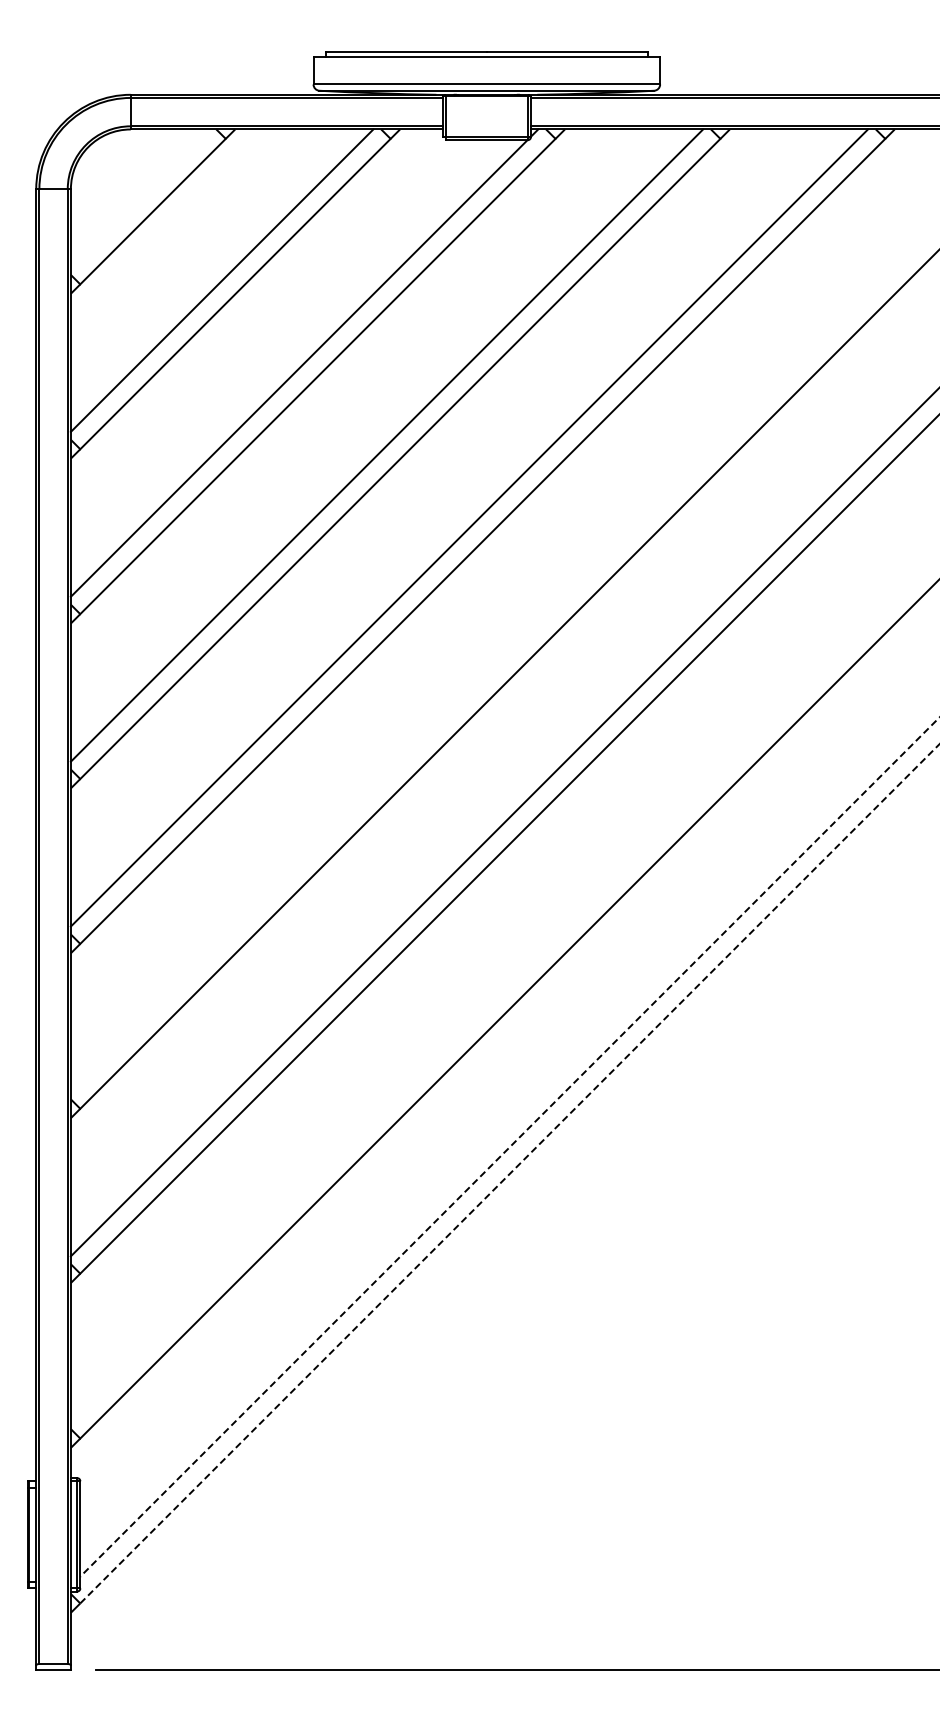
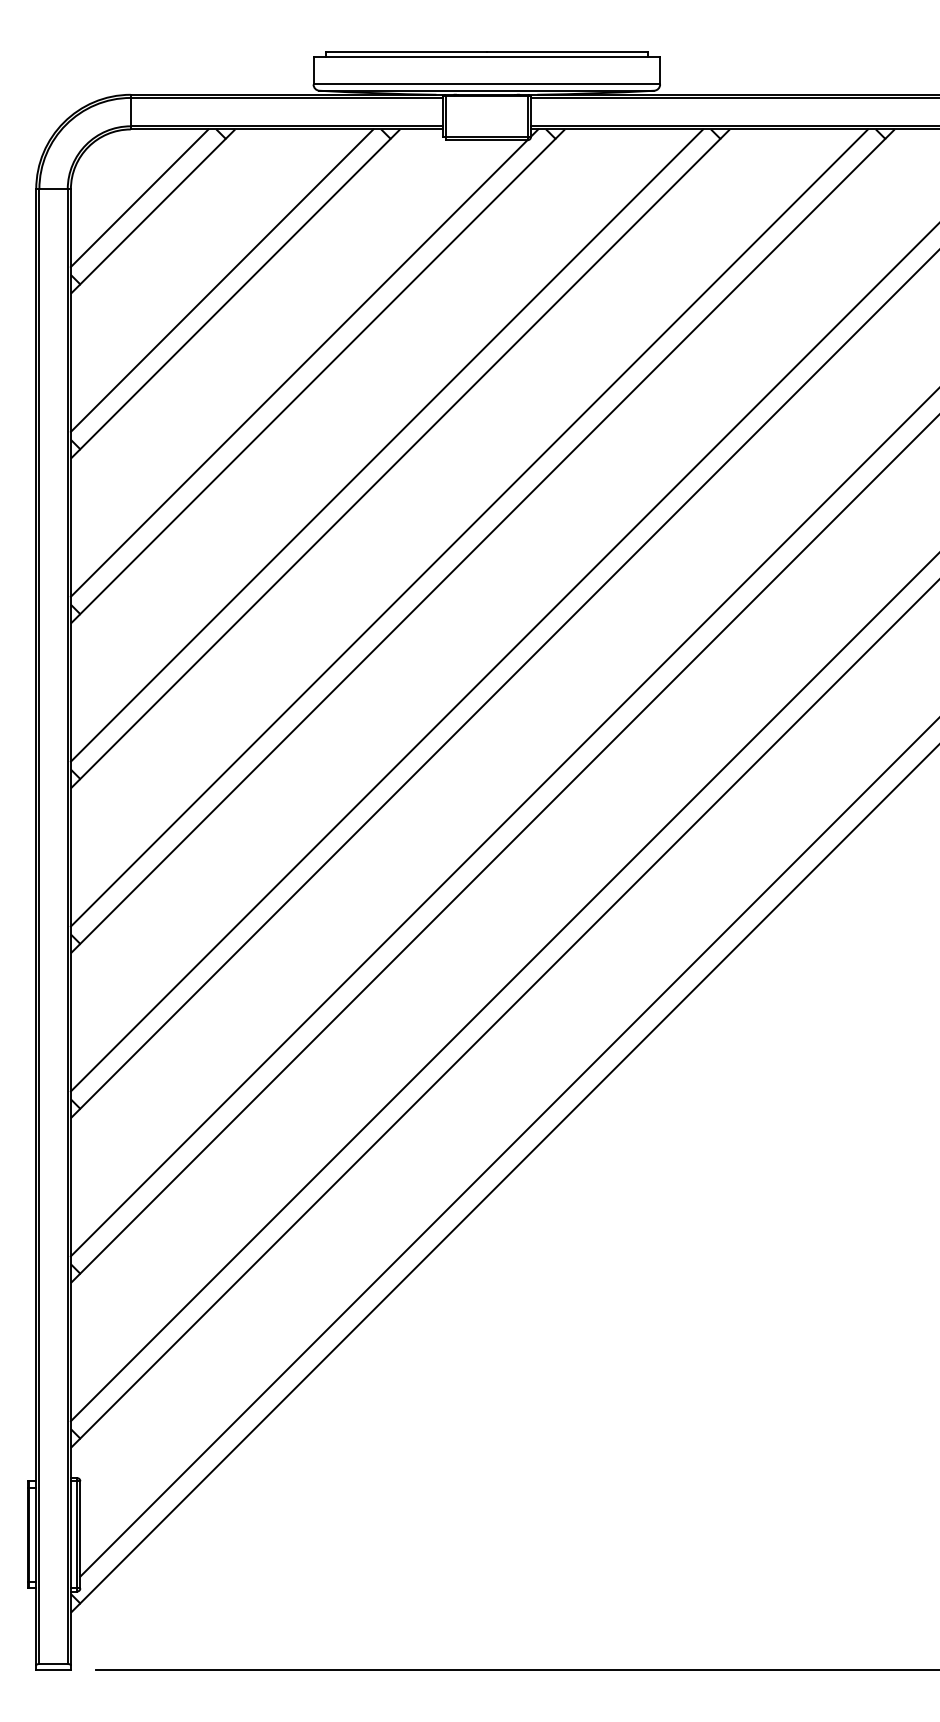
line: none -> present (139, 198)
line: none -> present (503, 658)
line: none -> present (503, 988)
line: dashed -> solid (509, 1147)
line: dashed -> solid (510, 1173)
